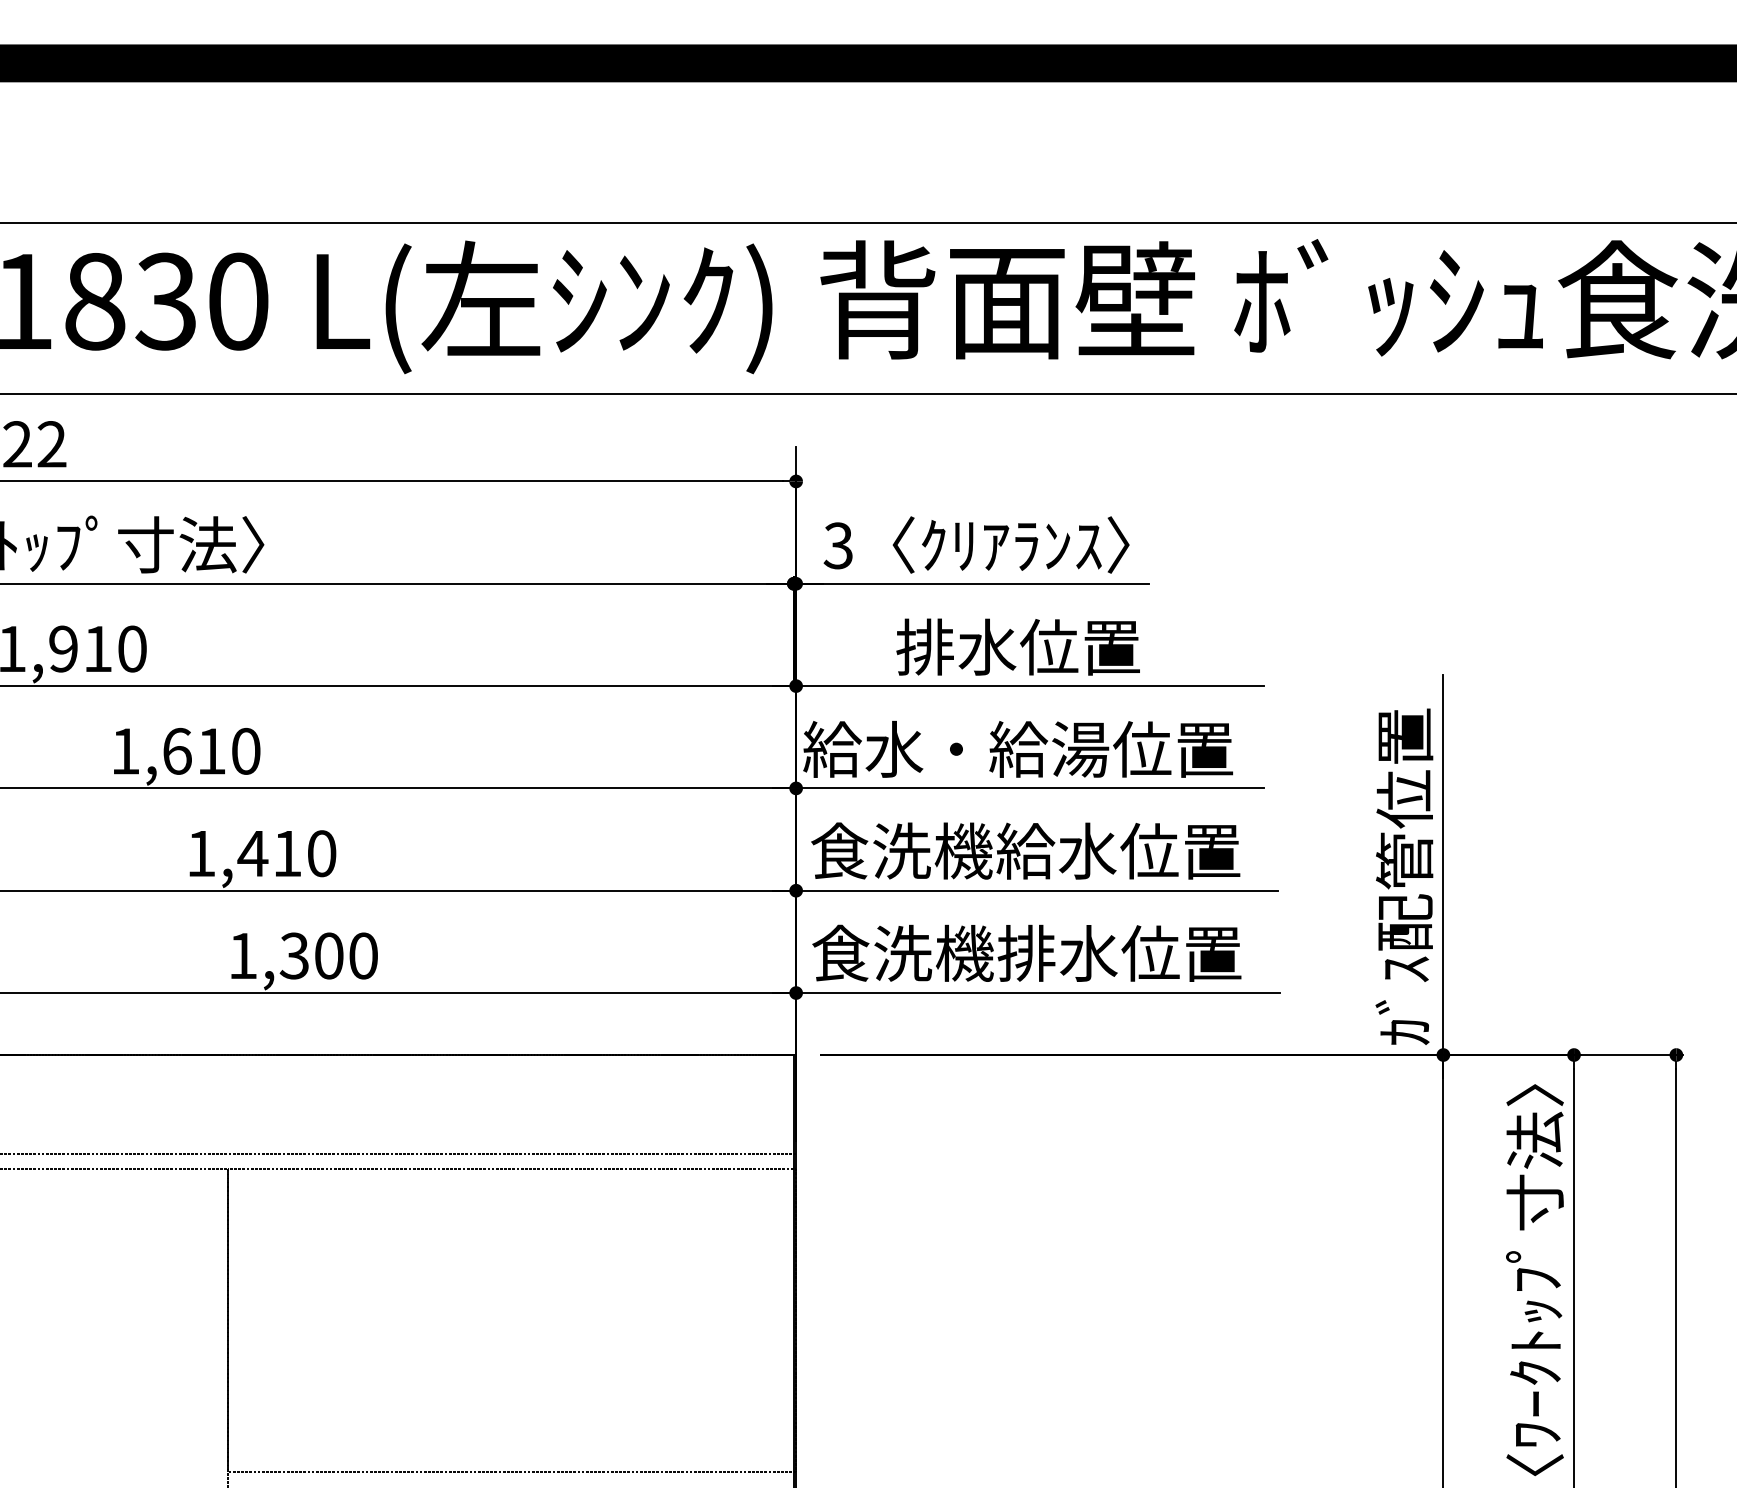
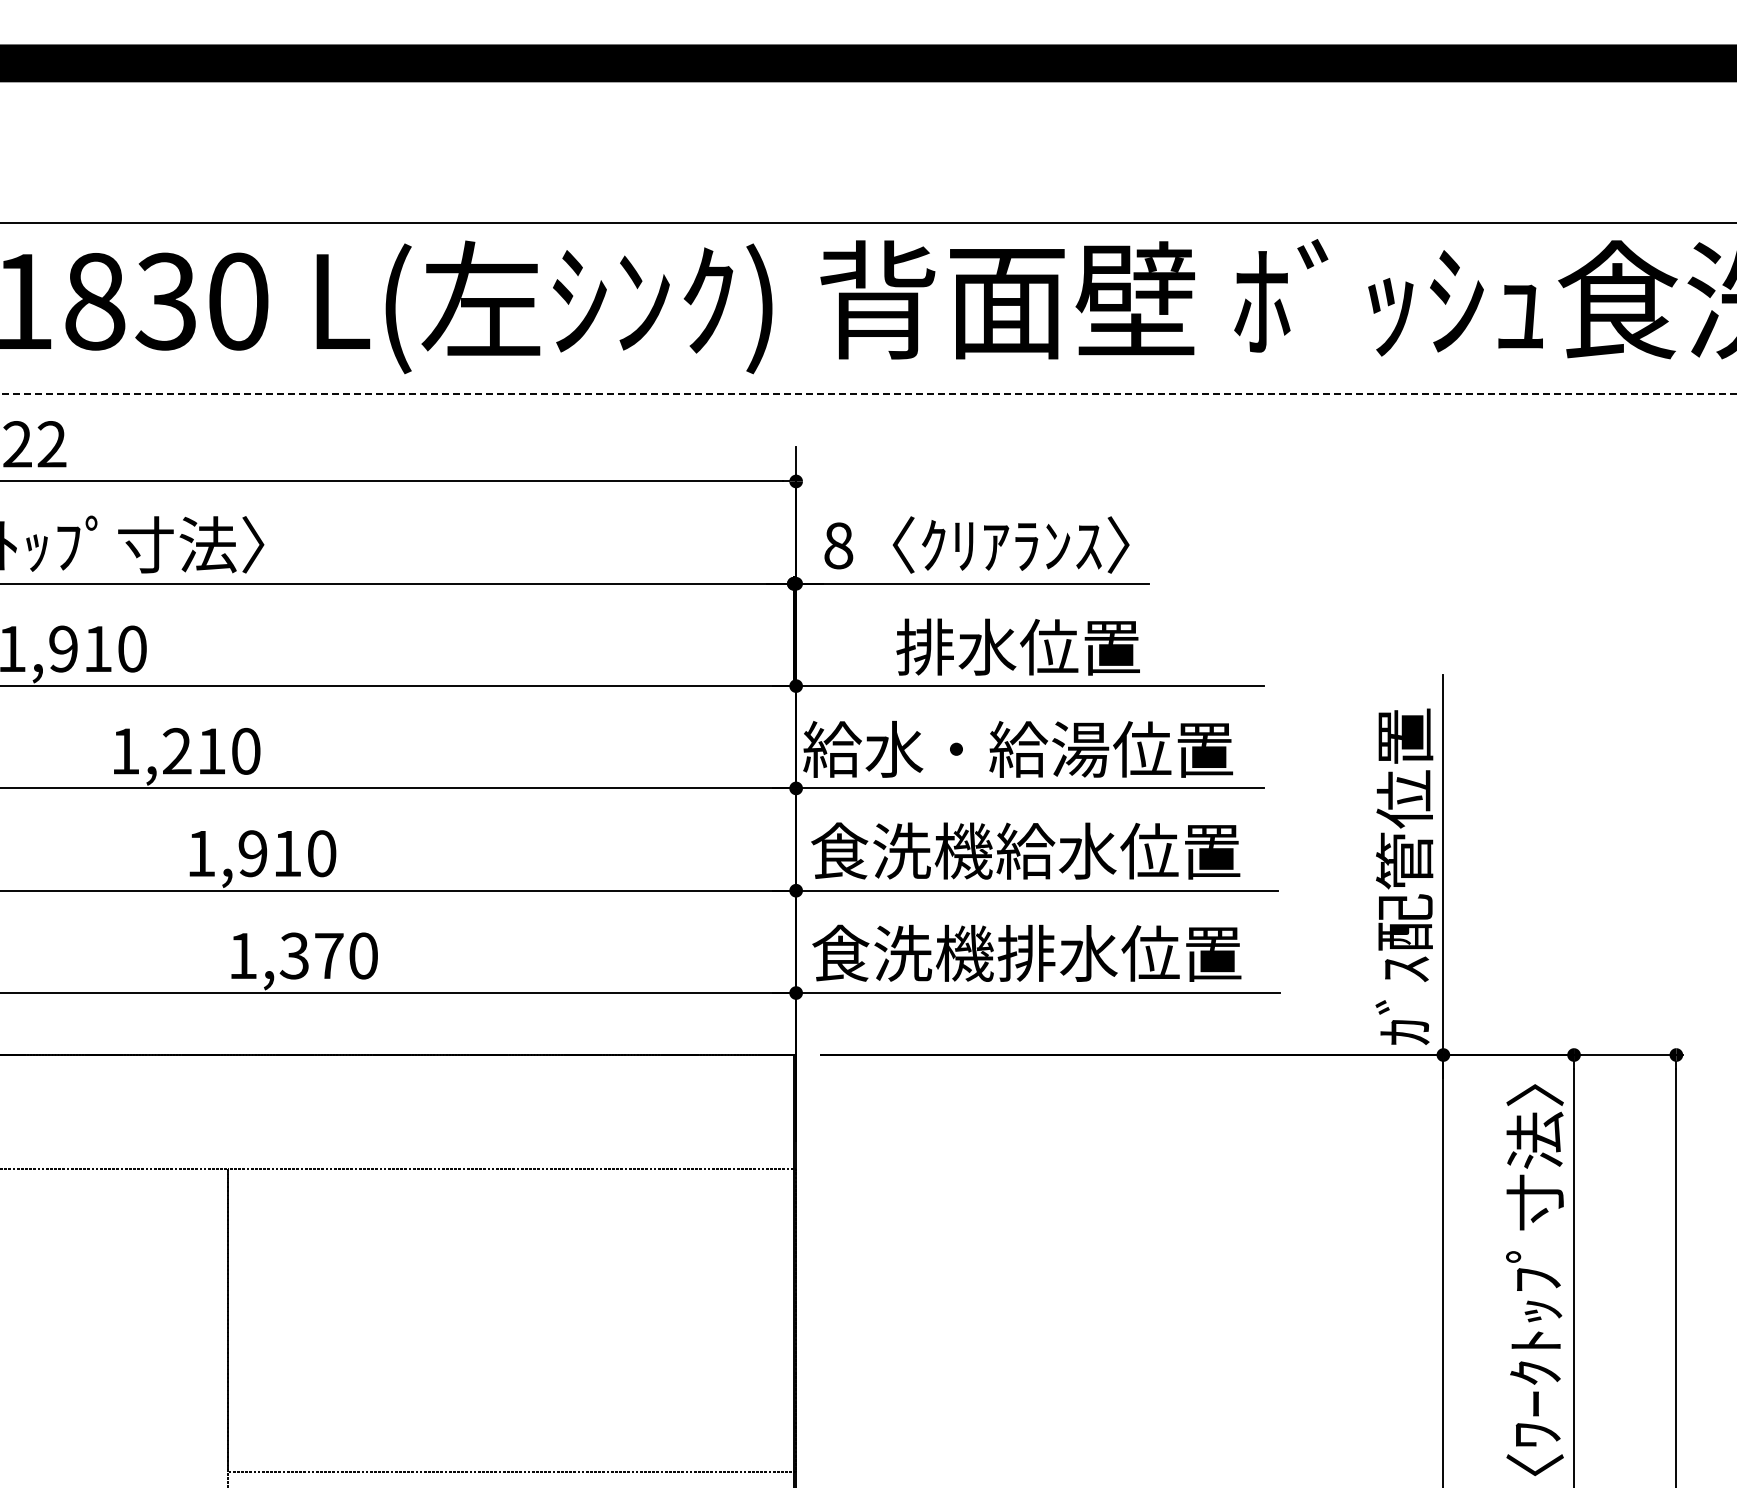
line: solid -> dashed (868, 394)
text: 3 -> 8 (838, 545)
text: 1,610 -> 1,210 (177, 750)
text: 1,410 -> 1,910 (252, 853)
text: 1,300 -> 1,370 (329, 955)
line: present -> none (399, 1154)
